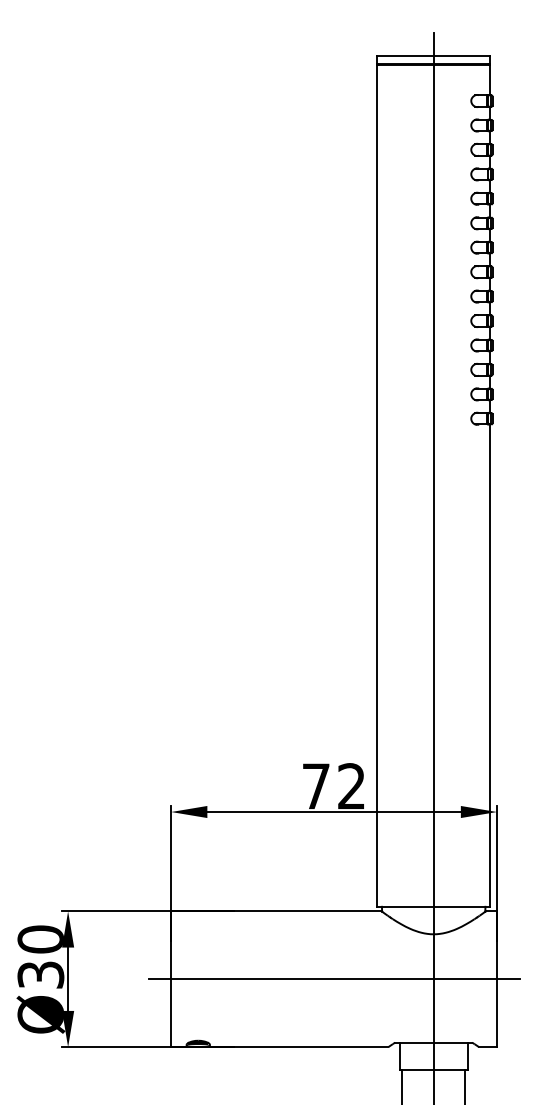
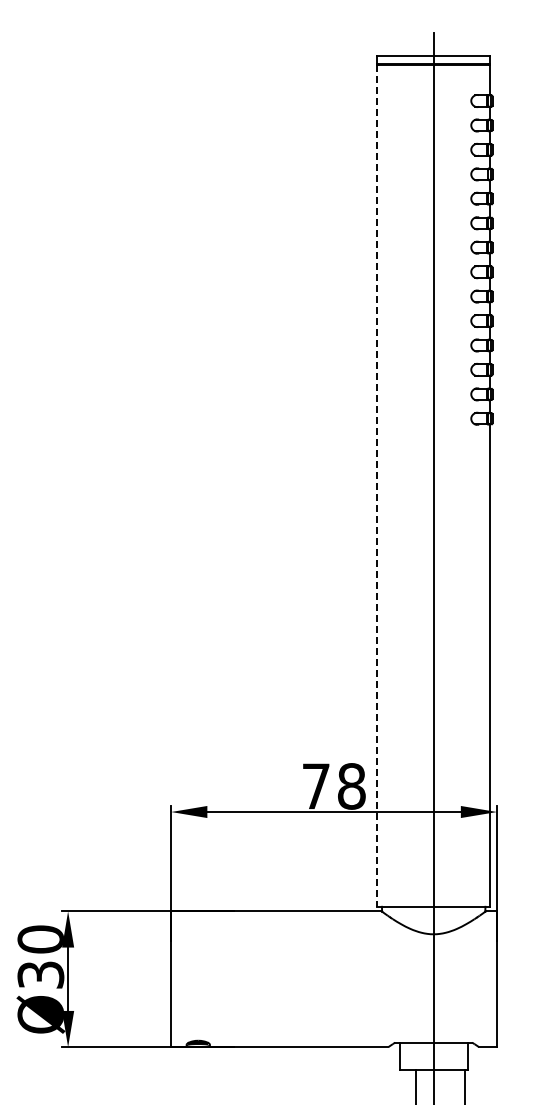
line: solid -> dashed (377, 486)
text: 72 -> 78 (351, 786)
line: present -> none (333, 979)
line position: (402, 1085) -> (416, 1085) (416, 1085)
